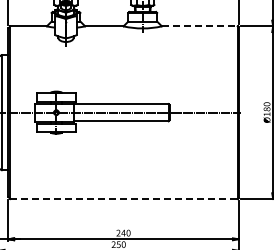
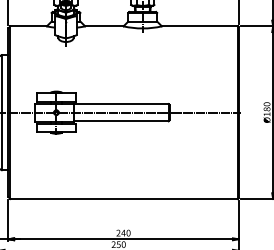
line: dashed -> solid (199, 26)
line: dashed -> solid (124, 199)
